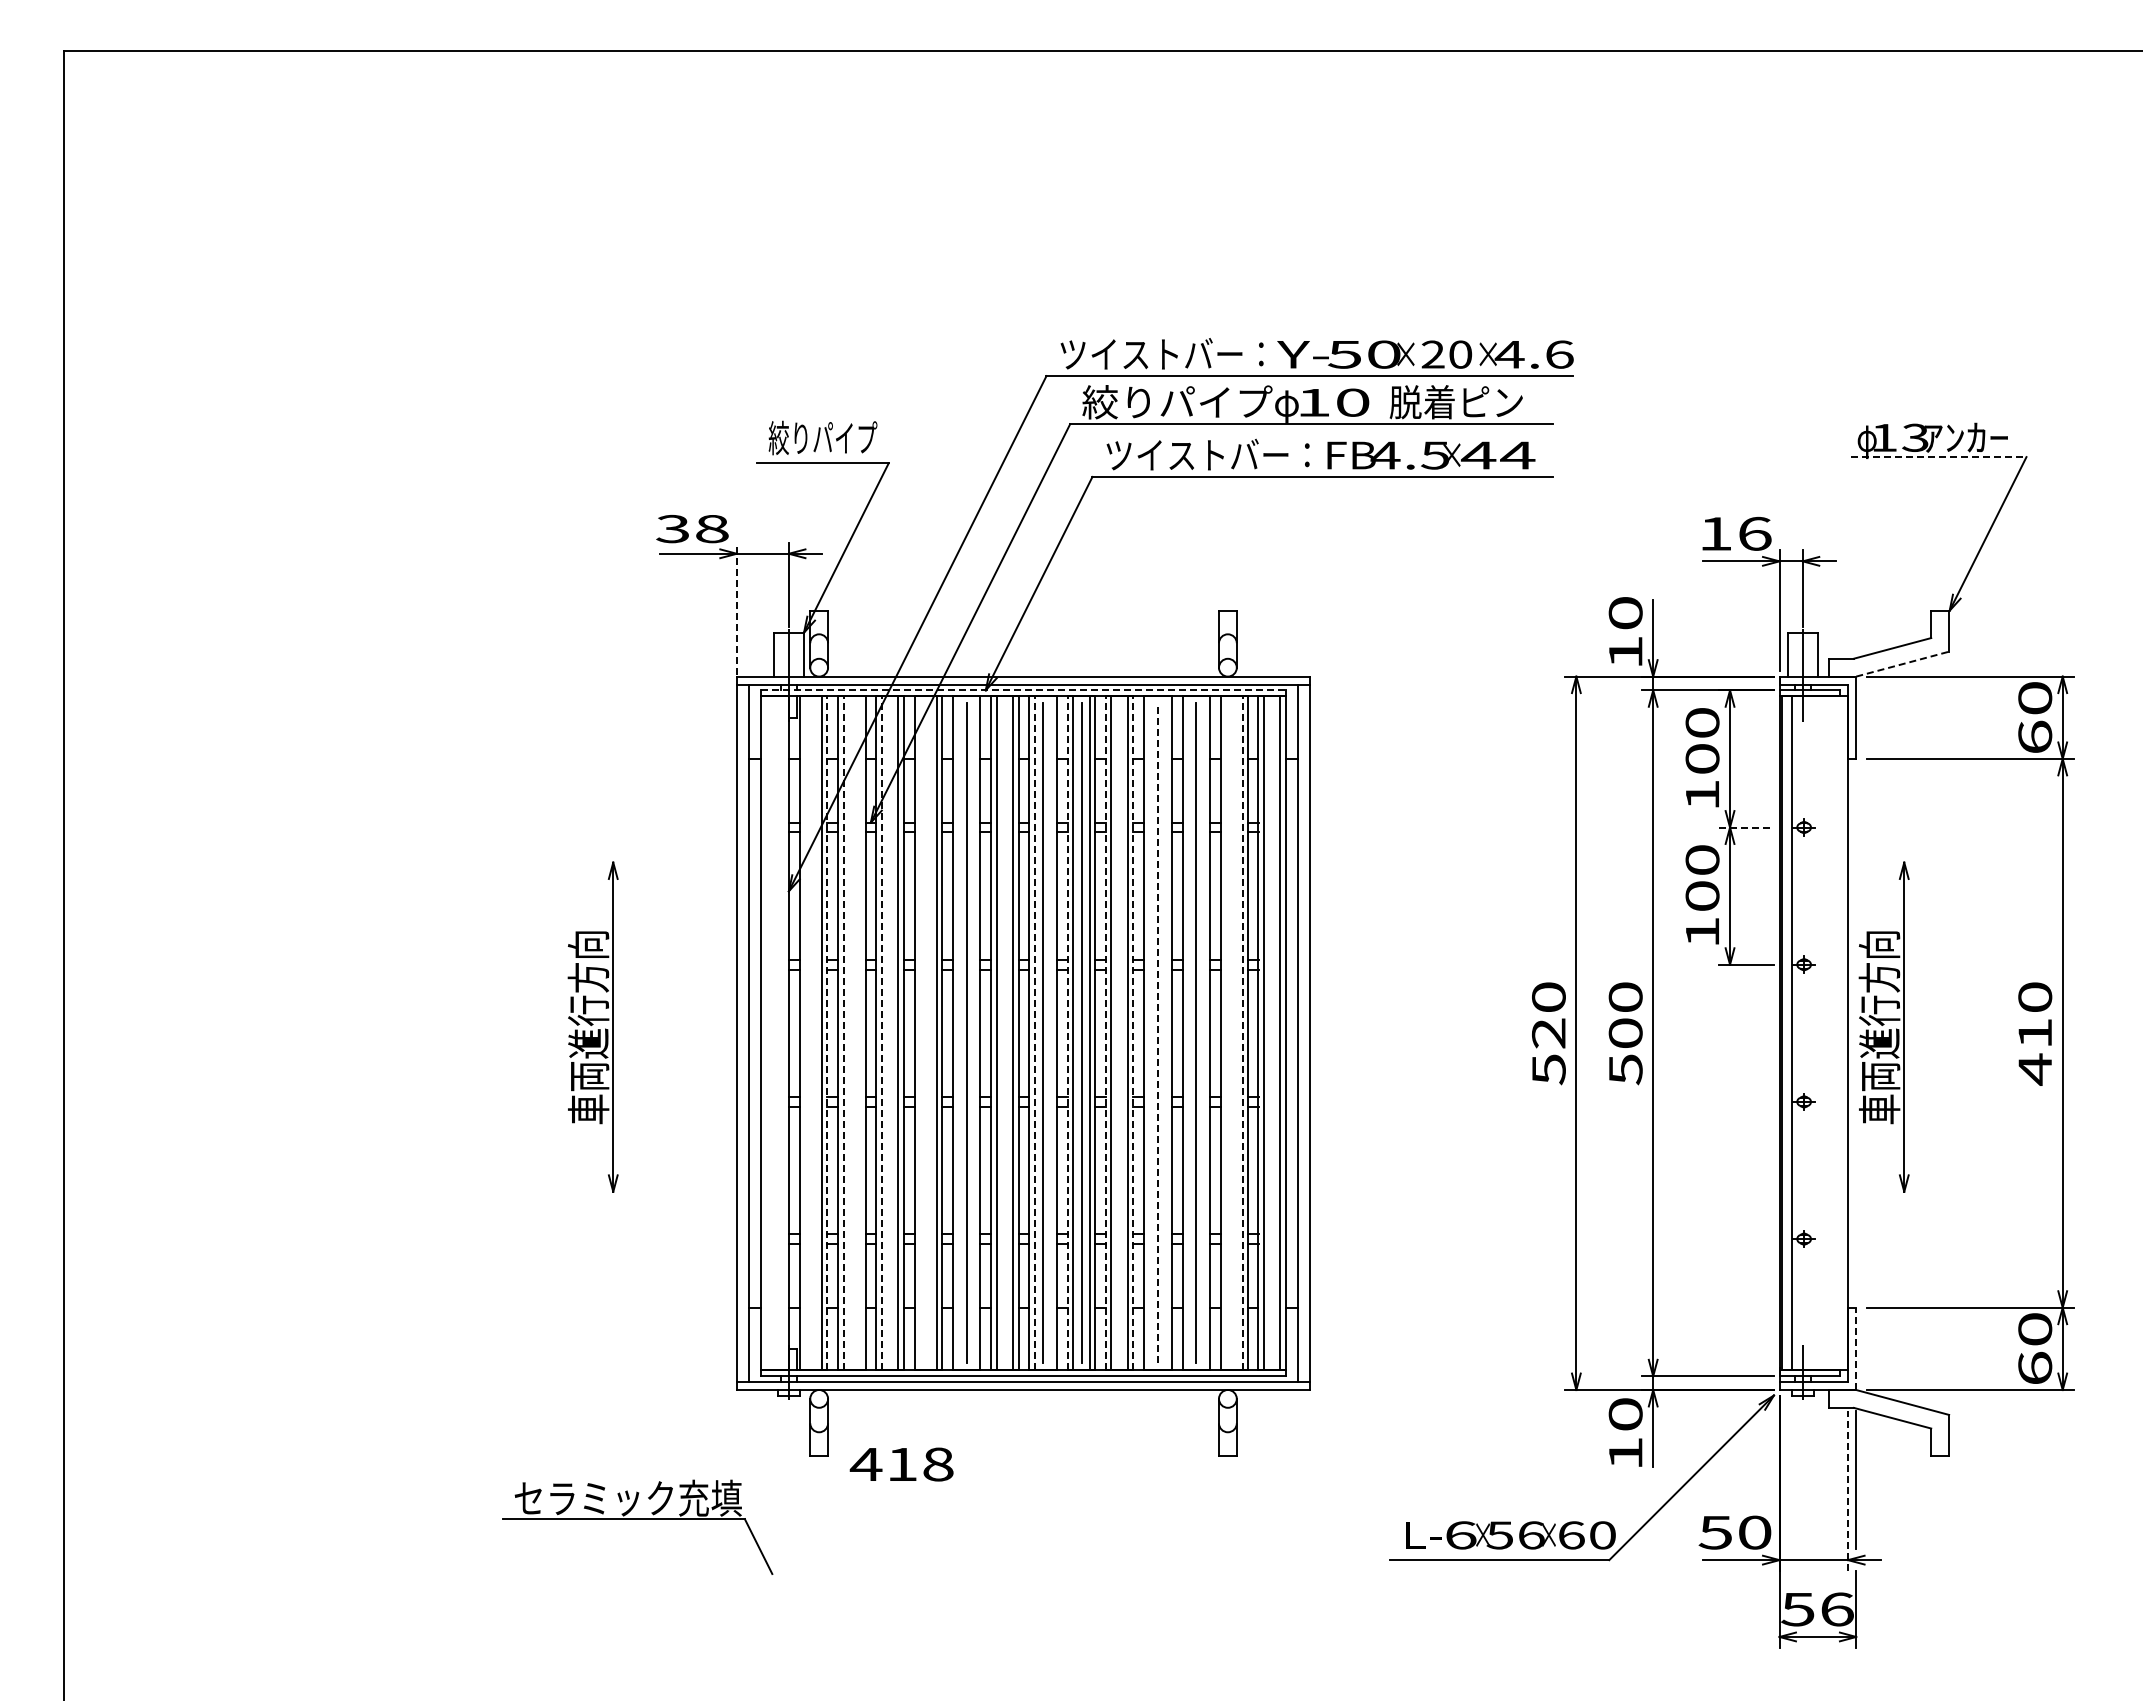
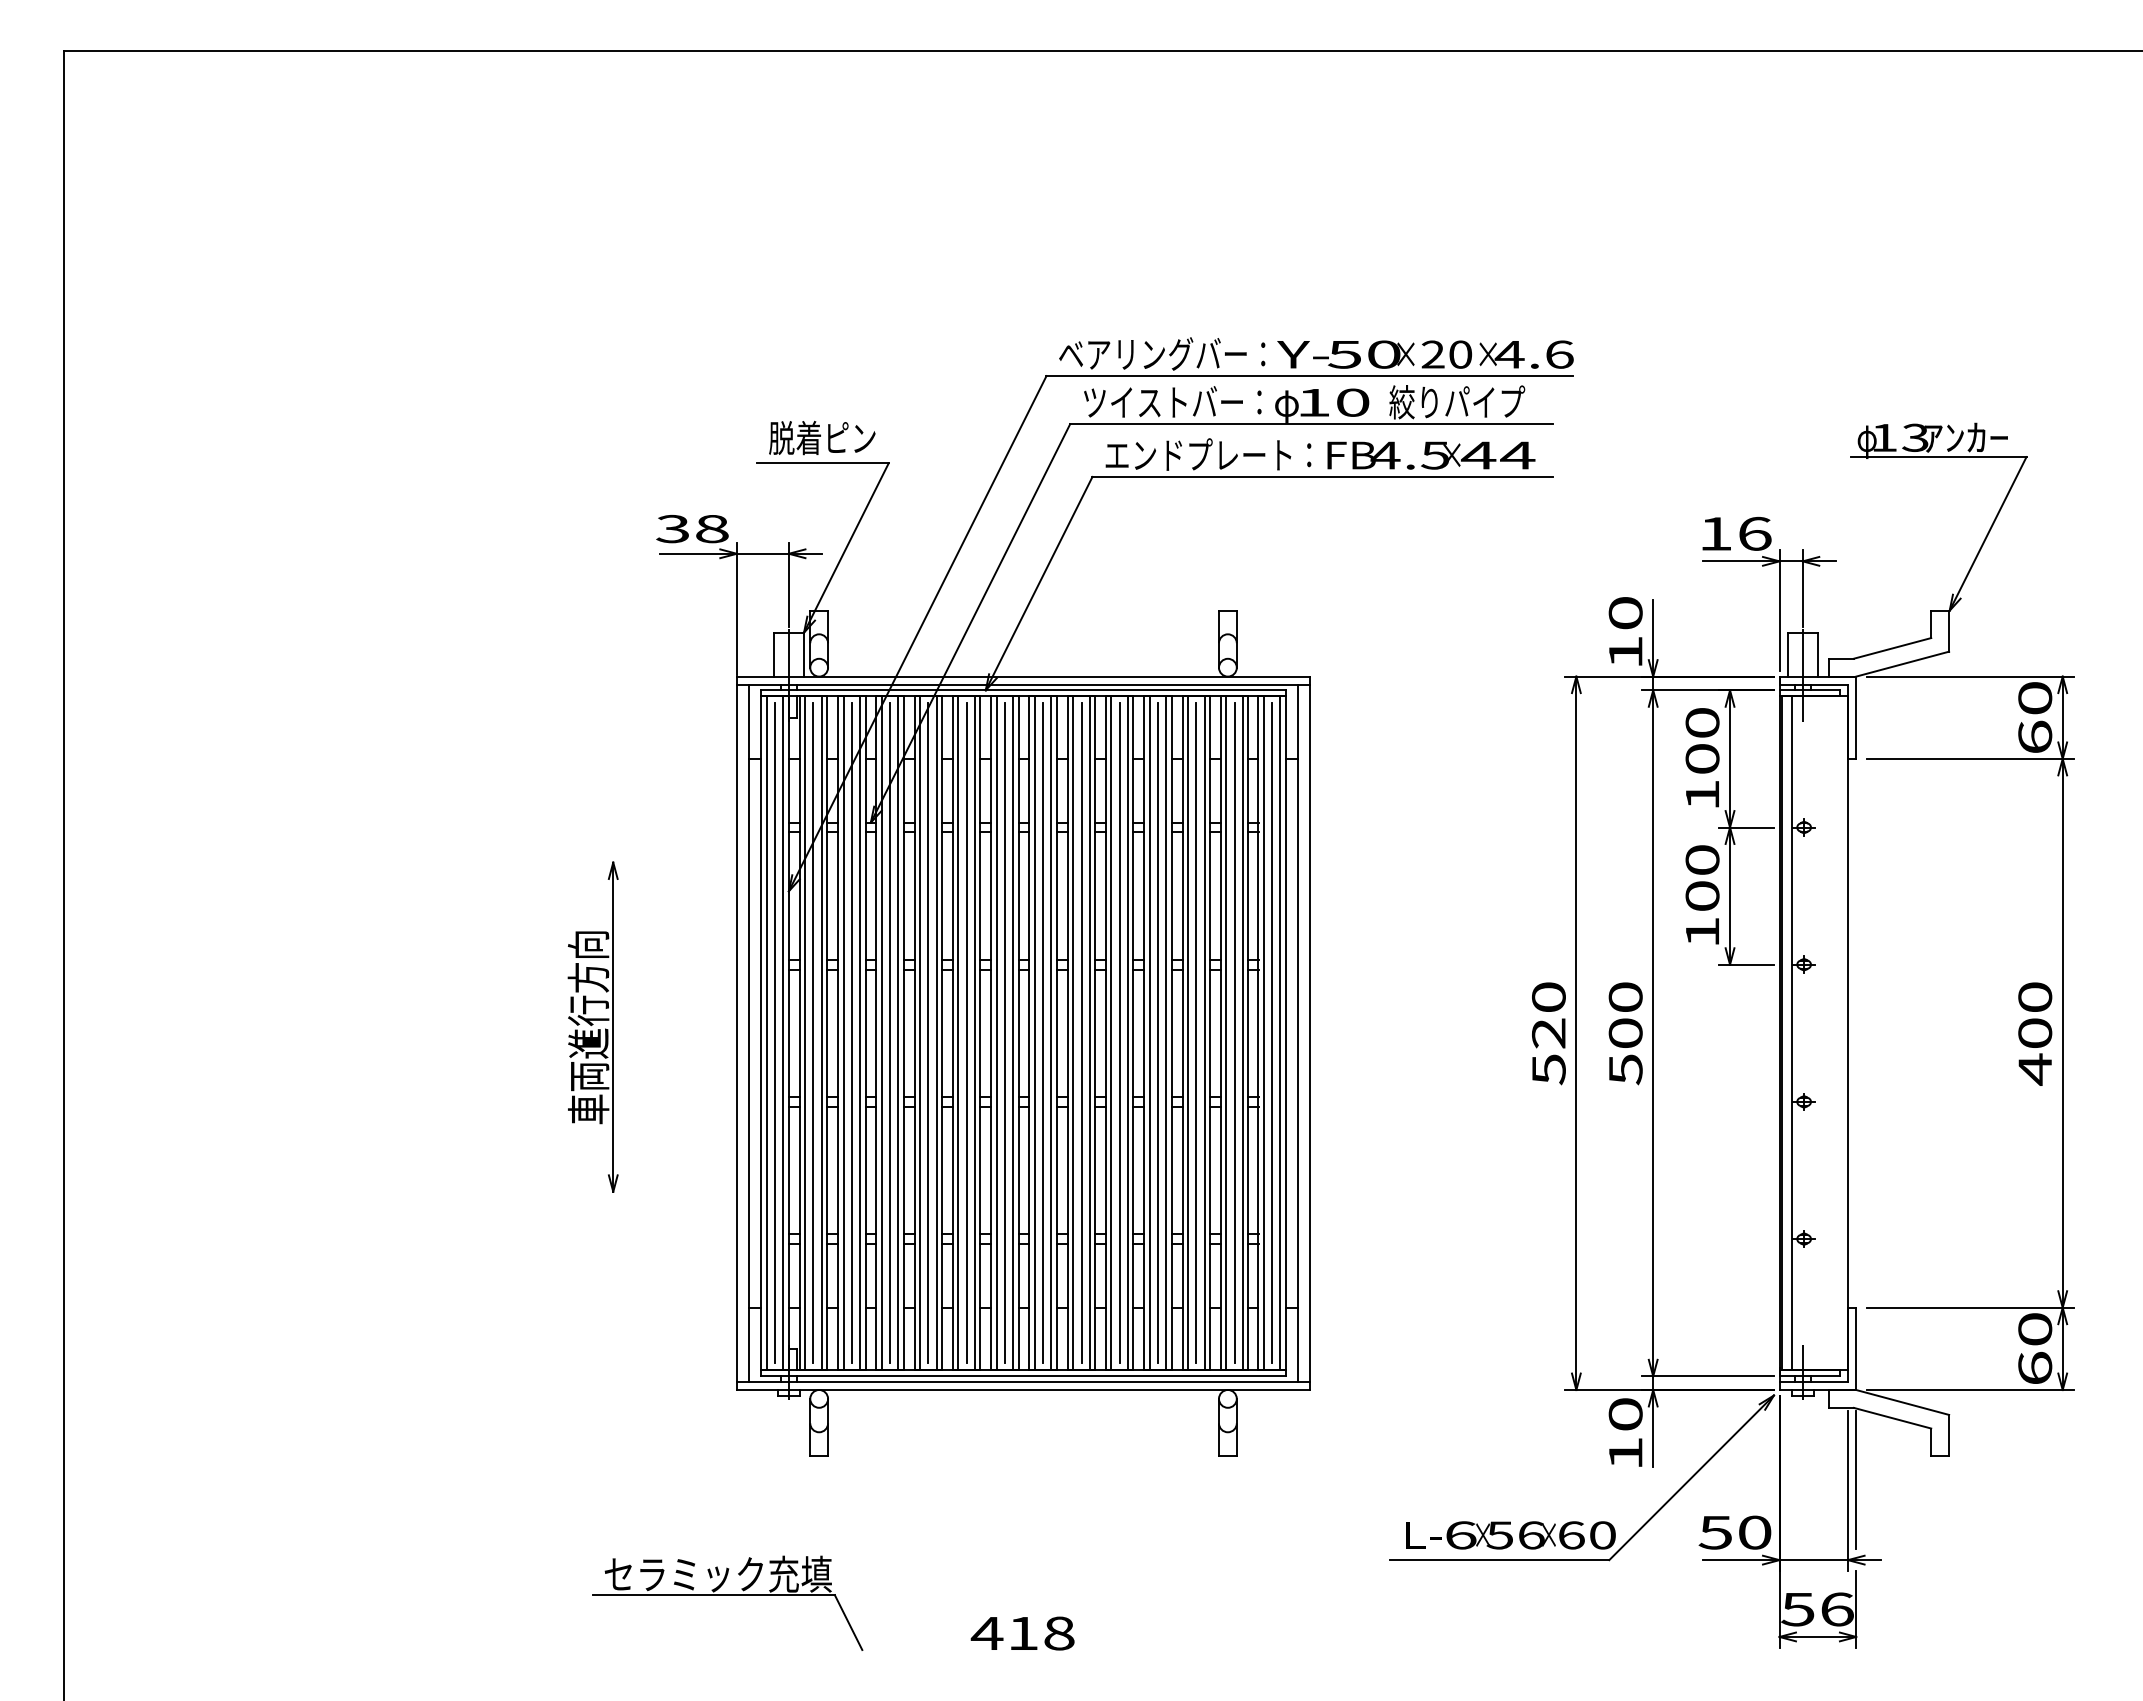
text: ツイストバー： -> ベアリングバー： (1162, 353)
text: 絞りパイプ -> ツイストバー： (1177, 402)
text: 脱着ピン -> 絞りパイプ (1457, 402)
text: 絞りパイプ -> 脱着ピン (822, 437)
text: ツイストバー： -> エンドプレート： (1208, 454)
line: dashed -> solid (1938, 457)
line: dashed -> solid (736, 608)
line: dashed -> solid (1903, 664)
line: dashed -> solid (1024, 690)
line: dashed -> solid (1747, 827)
part: present -> none (1883, 1026)
text: 410 -> 400 (2035, 1032)
line: none -> present (766, 1033)
line: none -> present (775, 1033)
line: none -> present (783, 1033)
line: none -> present (805, 1033)
line: none -> present (813, 1033)
line: dashed -> solid (827, 1033)
line: dashed -> solid (843, 1033)
line: none -> present (851, 1033)
line: none -> present (860, 1033)
line: dashed -> solid (881, 1033)
line: none -> present (890, 1033)
line: none -> present (920, 1033)
line: none -> present (928, 1033)
line: none -> present (958, 1033)
line: none -> present (974, 1033)
line: none -> present (1004, 1033)
line: dashed -> solid (1034, 1033)
line: none -> present (1051, 1033)
line: dashed -> solid (1067, 1033)
line: dashed -> solid (1105, 1033)
line: none -> present (1119, 1033)
line: dashed -> solid (1133, 1033)
line: none -> present (1149, 1033)
line: dashed -> solid (1158, 1033)
line: none -> present (1166, 1033)
line: none -> present (1188, 1033)
line: none -> present (1204, 1033)
line: none -> present (1226, 1033)
line: none -> present (1234, 1033)
line: dashed -> solid (1242, 1033)
line: none -> present (1271, 1033)
line: dashed -> solid (1856, 1348)
text position: (901, 1464) -> (1022, 1633) (1022, 1633)
line: dashed -> solid (1848, 1490)
part position: (637, 1519) -> (727, 1595) (727, 1595)
